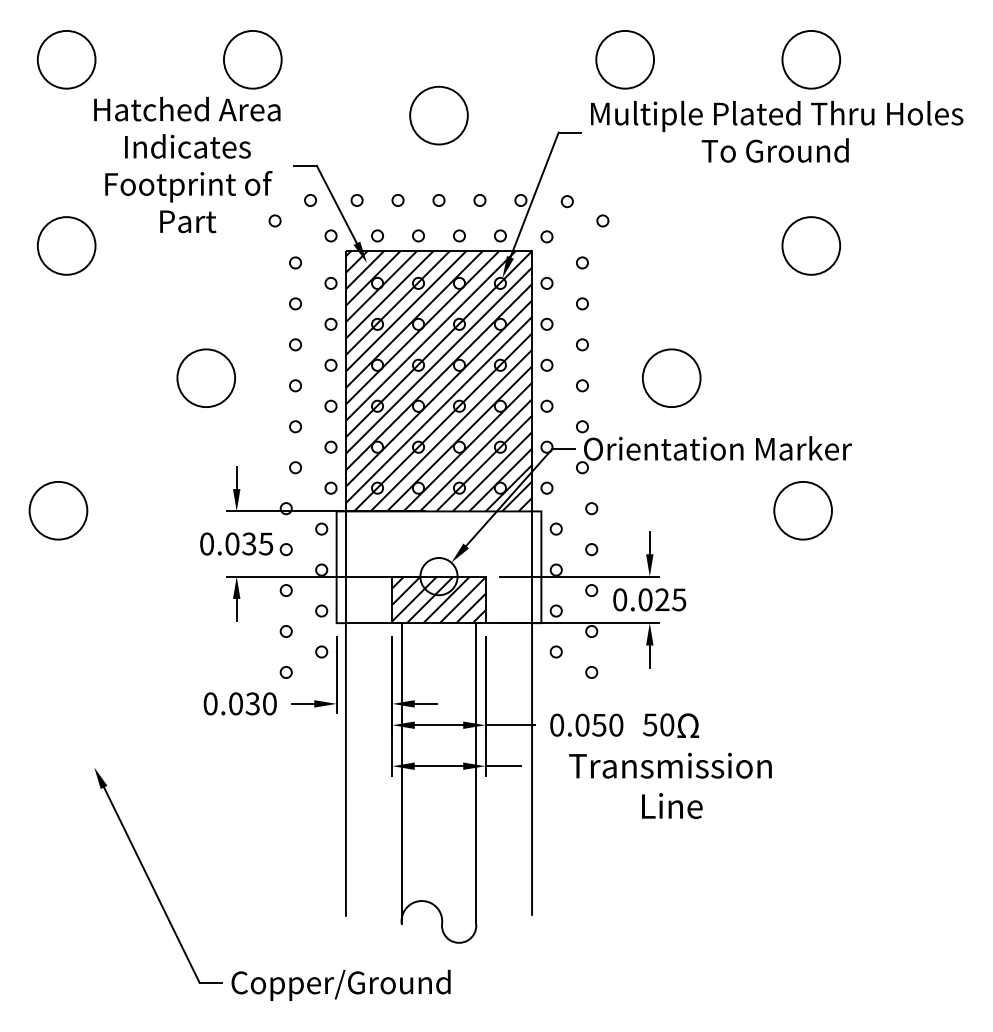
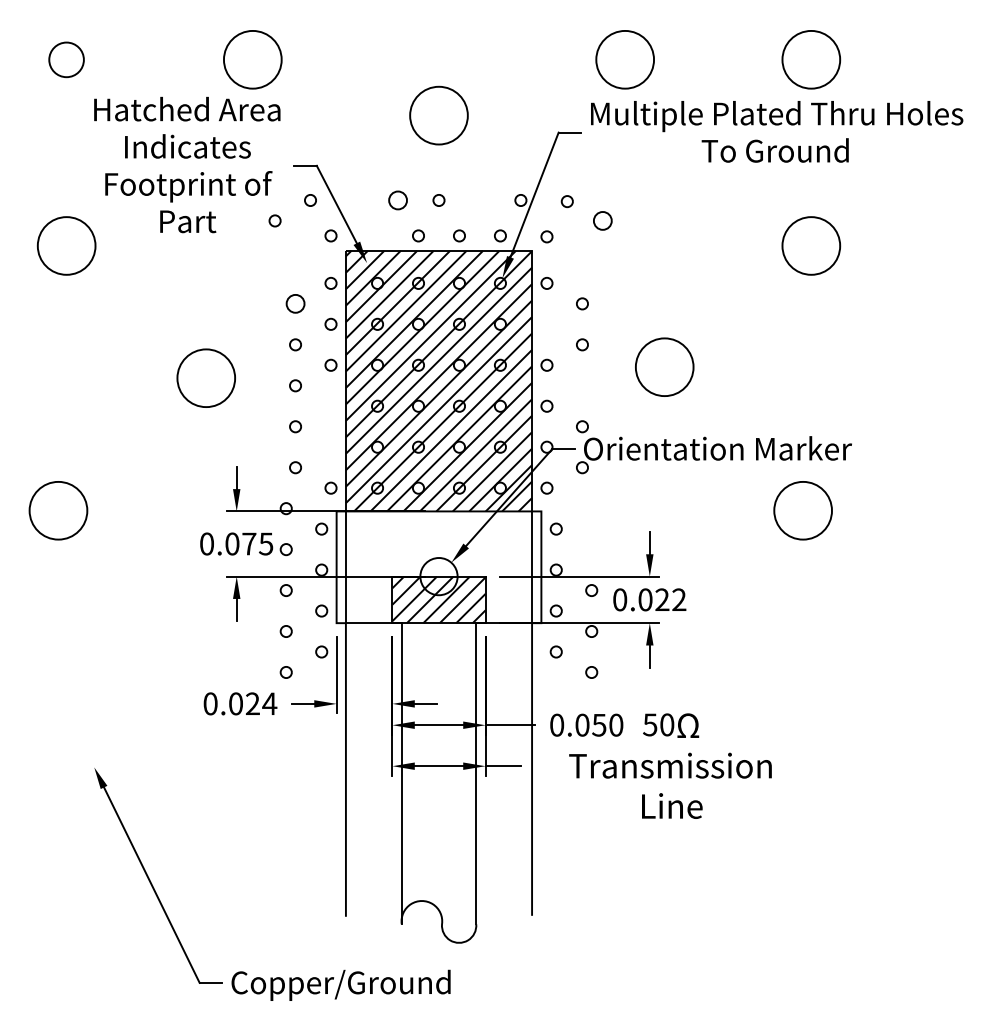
circle size: 61x60 px -> 37x38 px (66, 59)
circle: present -> none (356, 200)
circle size: 14x13 px -> 20x21 px (397, 200)
circle: present -> none (479, 200)
circle size: 14x14 px -> 20x20 px (602, 220)
circle: present -> none (377, 235)
circle: present -> none (295, 262)
circle: present -> none (582, 262)
circle size: 13x14 px -> 21x20 px (295, 303)
circle: present -> none (546, 323)
circle position: (671, 377) -> (664, 366) (664, 366)
circle: present -> none (582, 385)
circle: present -> none (330, 405)
circle: present -> none (330, 446)
circle: present -> none (591, 508)
text: 0.035 -> 0.075 (249, 543)
circle: present -> none (591, 549)
text: 0.025 -> 0.022 (679, 599)
text: 0.030 -> 0.024 (261, 703)
